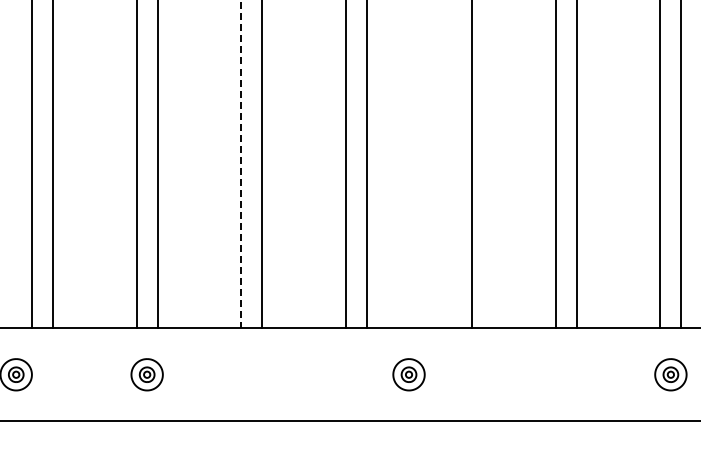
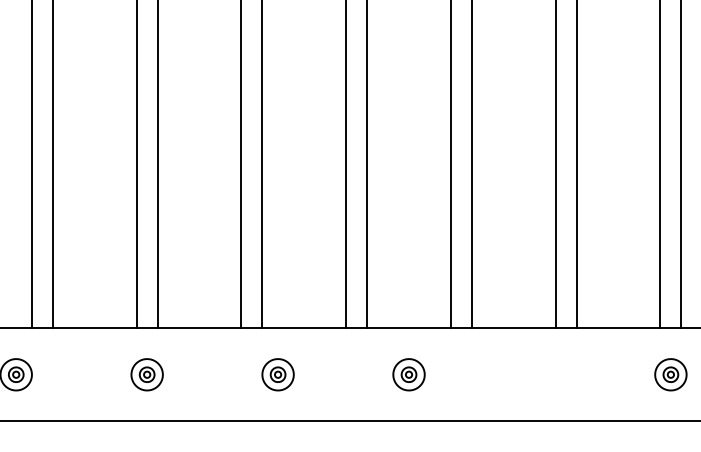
line: dashed -> solid (241, 164)
line: none -> present (450, 165)
part: none -> present (277, 374)
